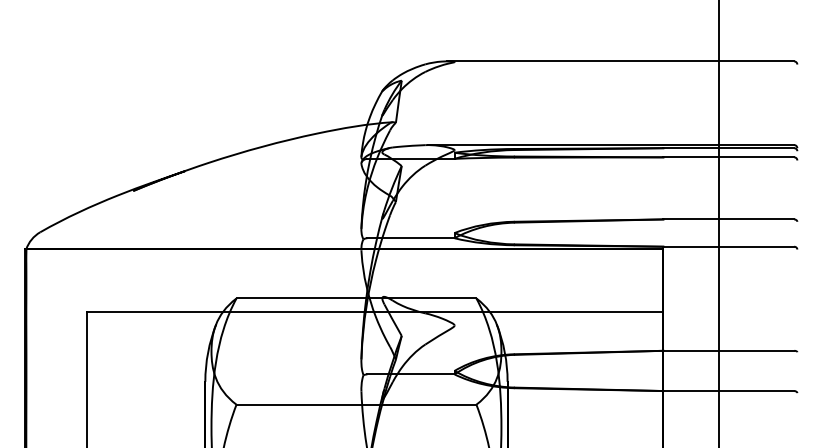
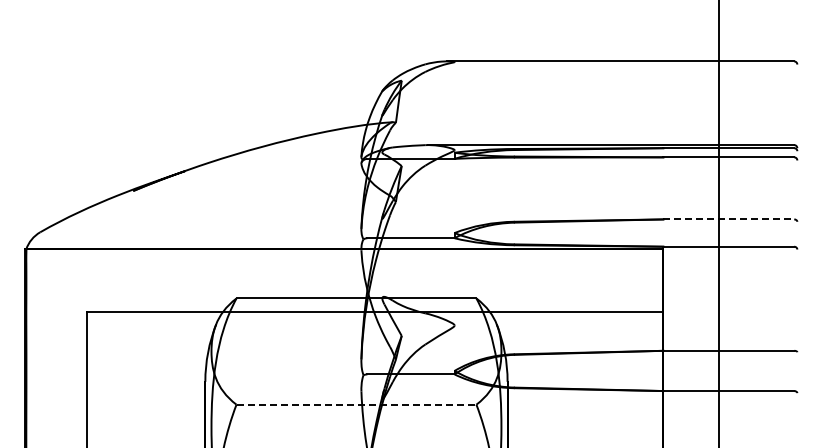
line: solid -> dashed (729, 219)
line: solid -> dashed (356, 404)
